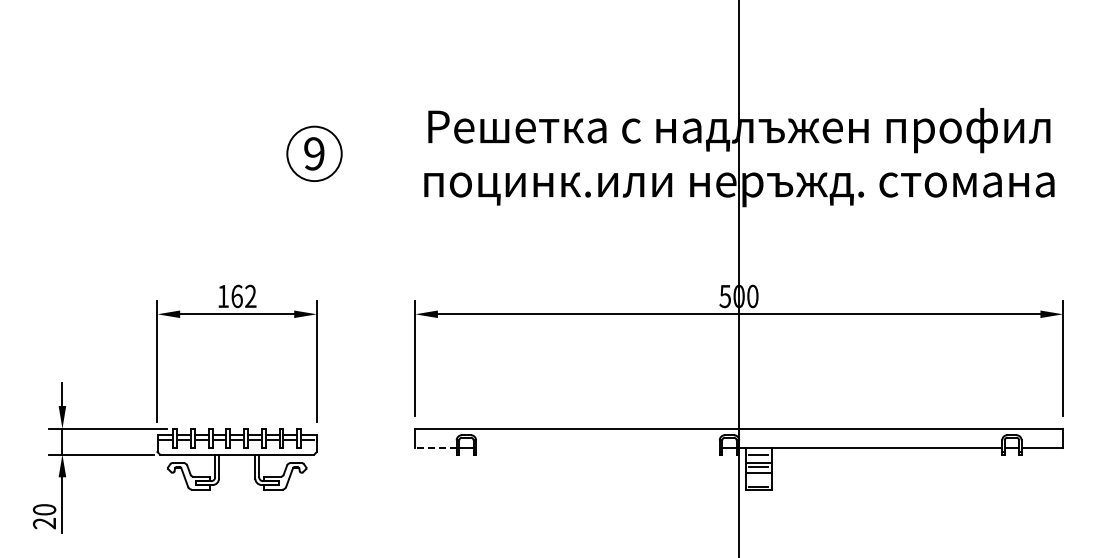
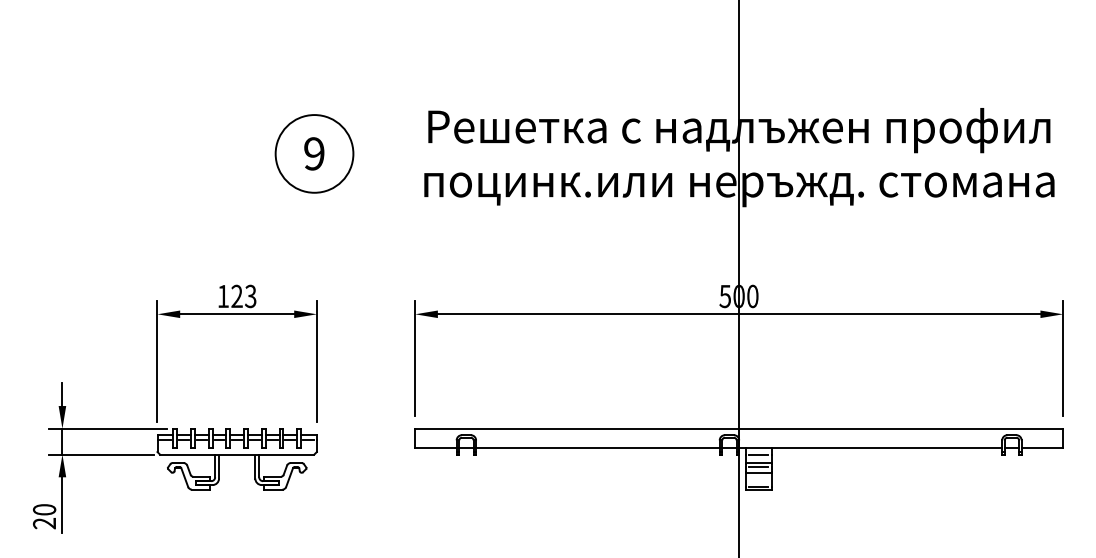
circle diameter: 54 px -> 78 px (314, 153)
text: 162 -> 123 (243, 296)
line: dashed -> solid (435, 448)
line: none -> present (597, 448)
